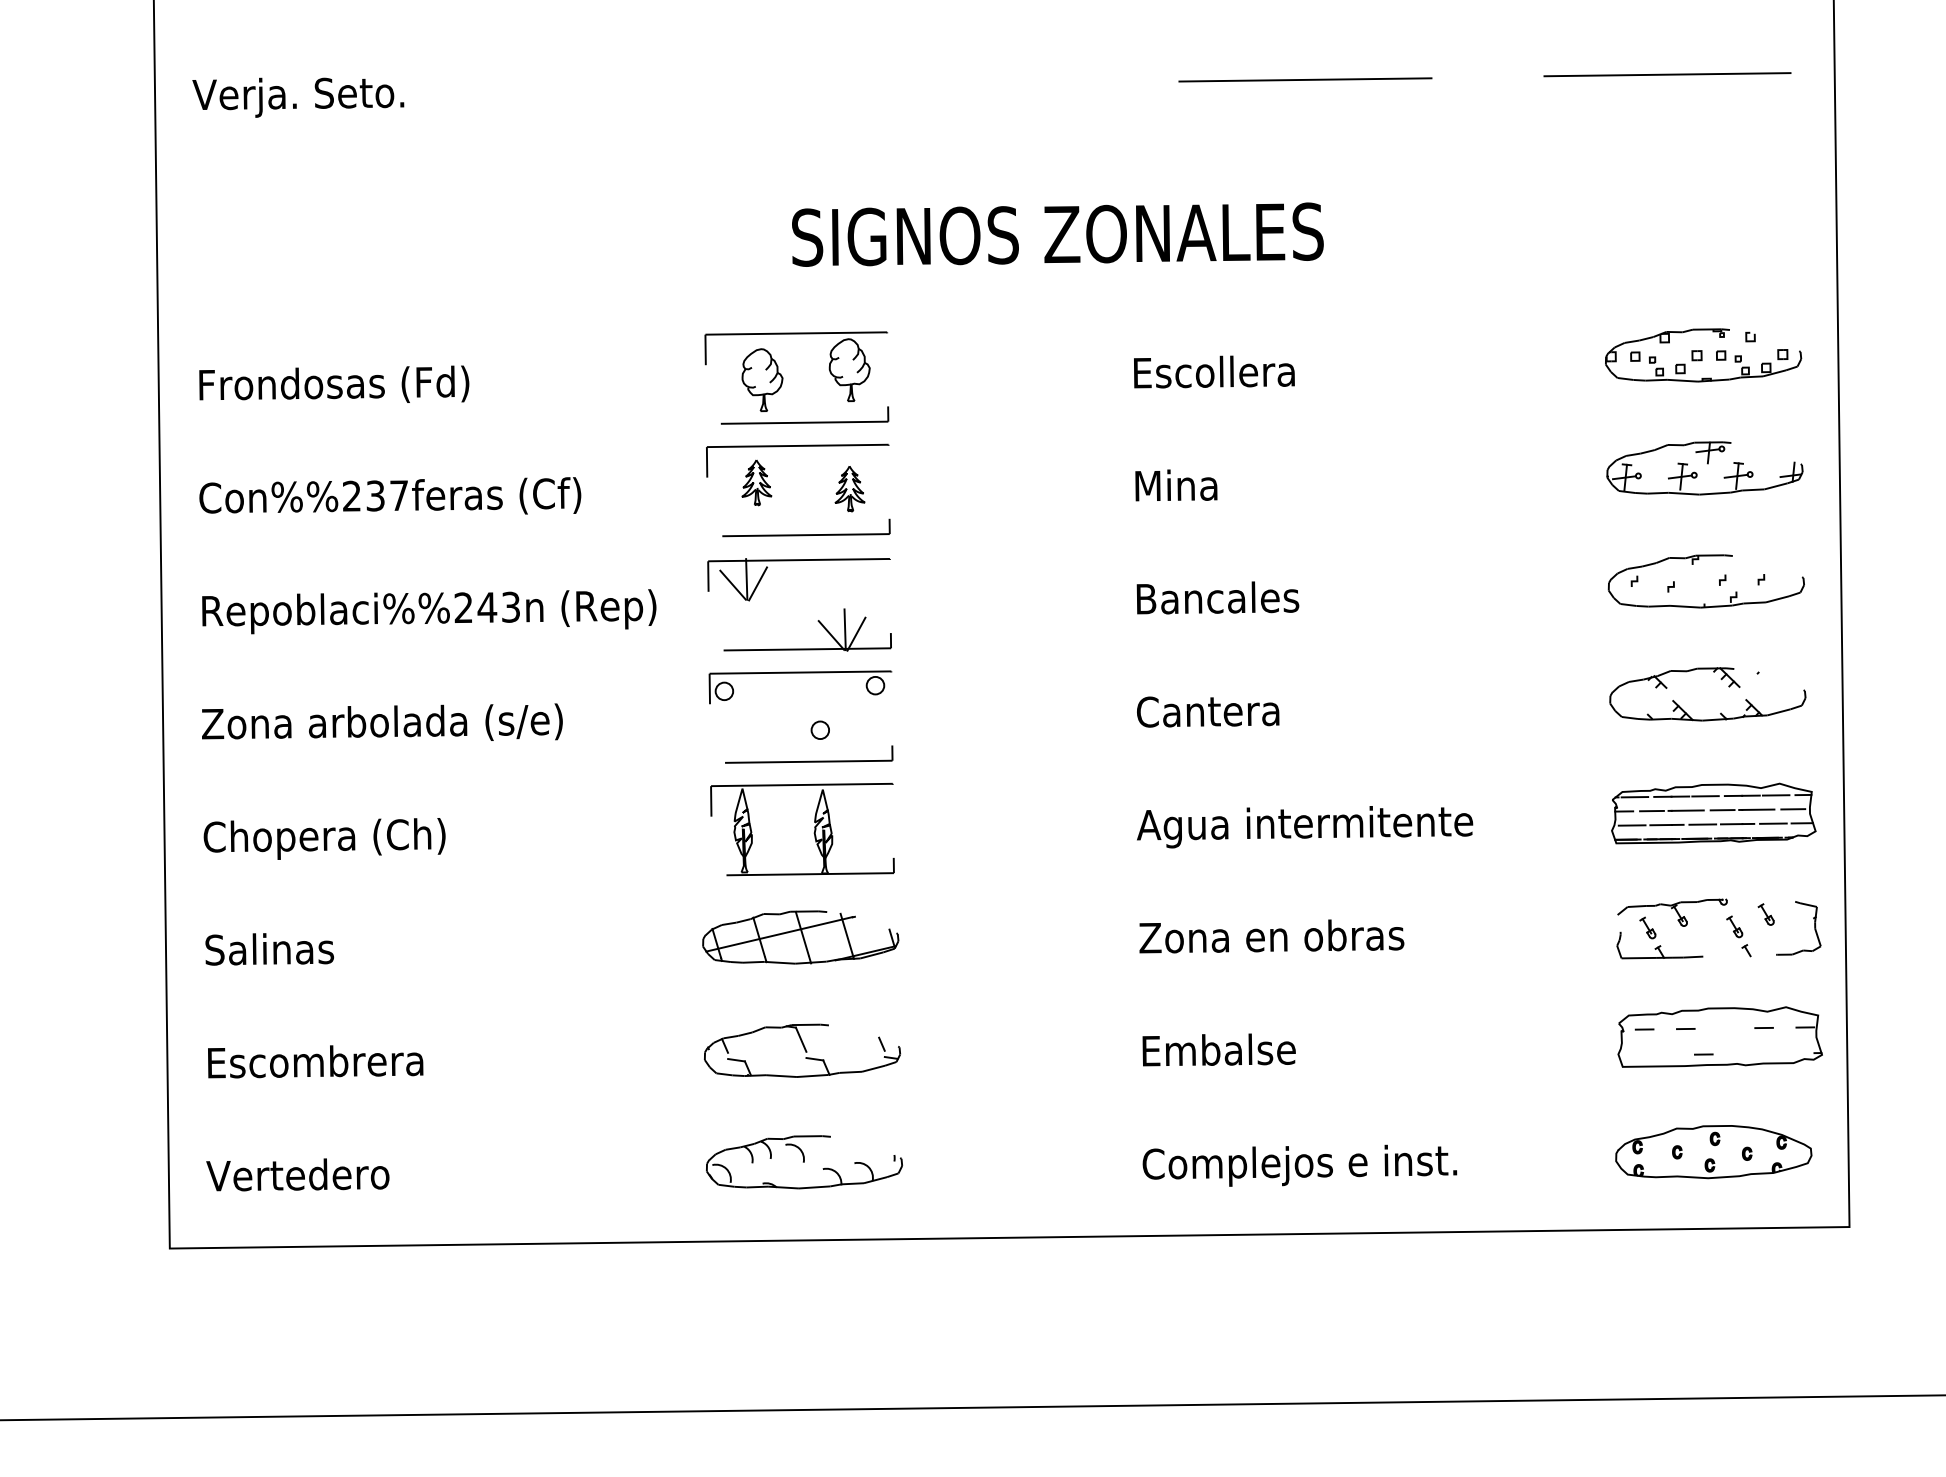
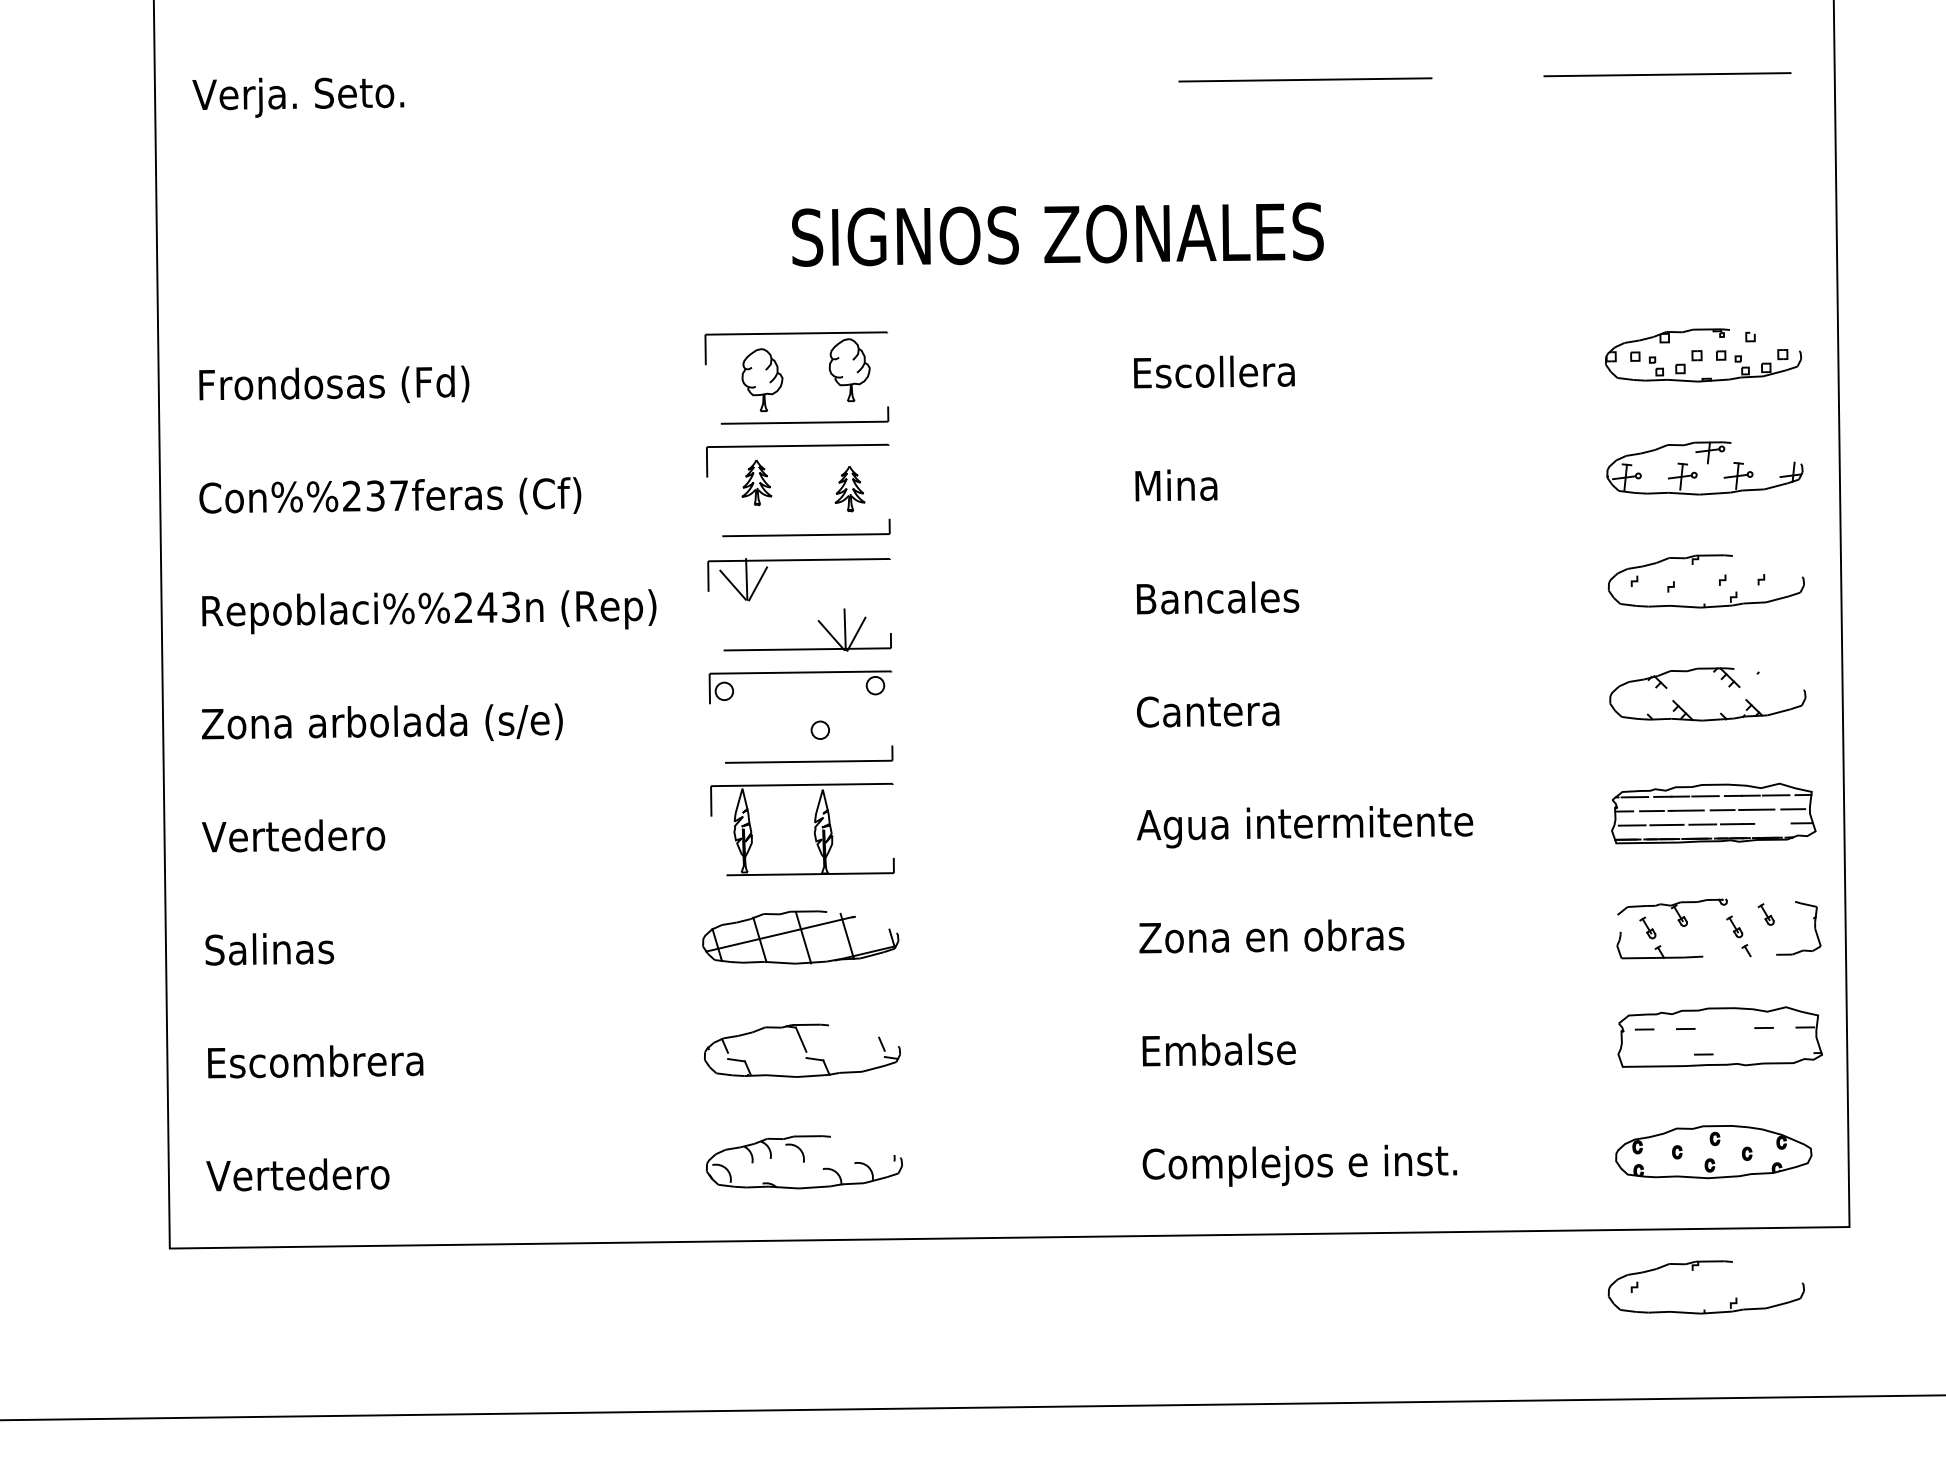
line: present -> none (1773, 823)
text: Chopera (Ch) -> Vertedero (323, 838)
part: none -> present (1693, 1270)
